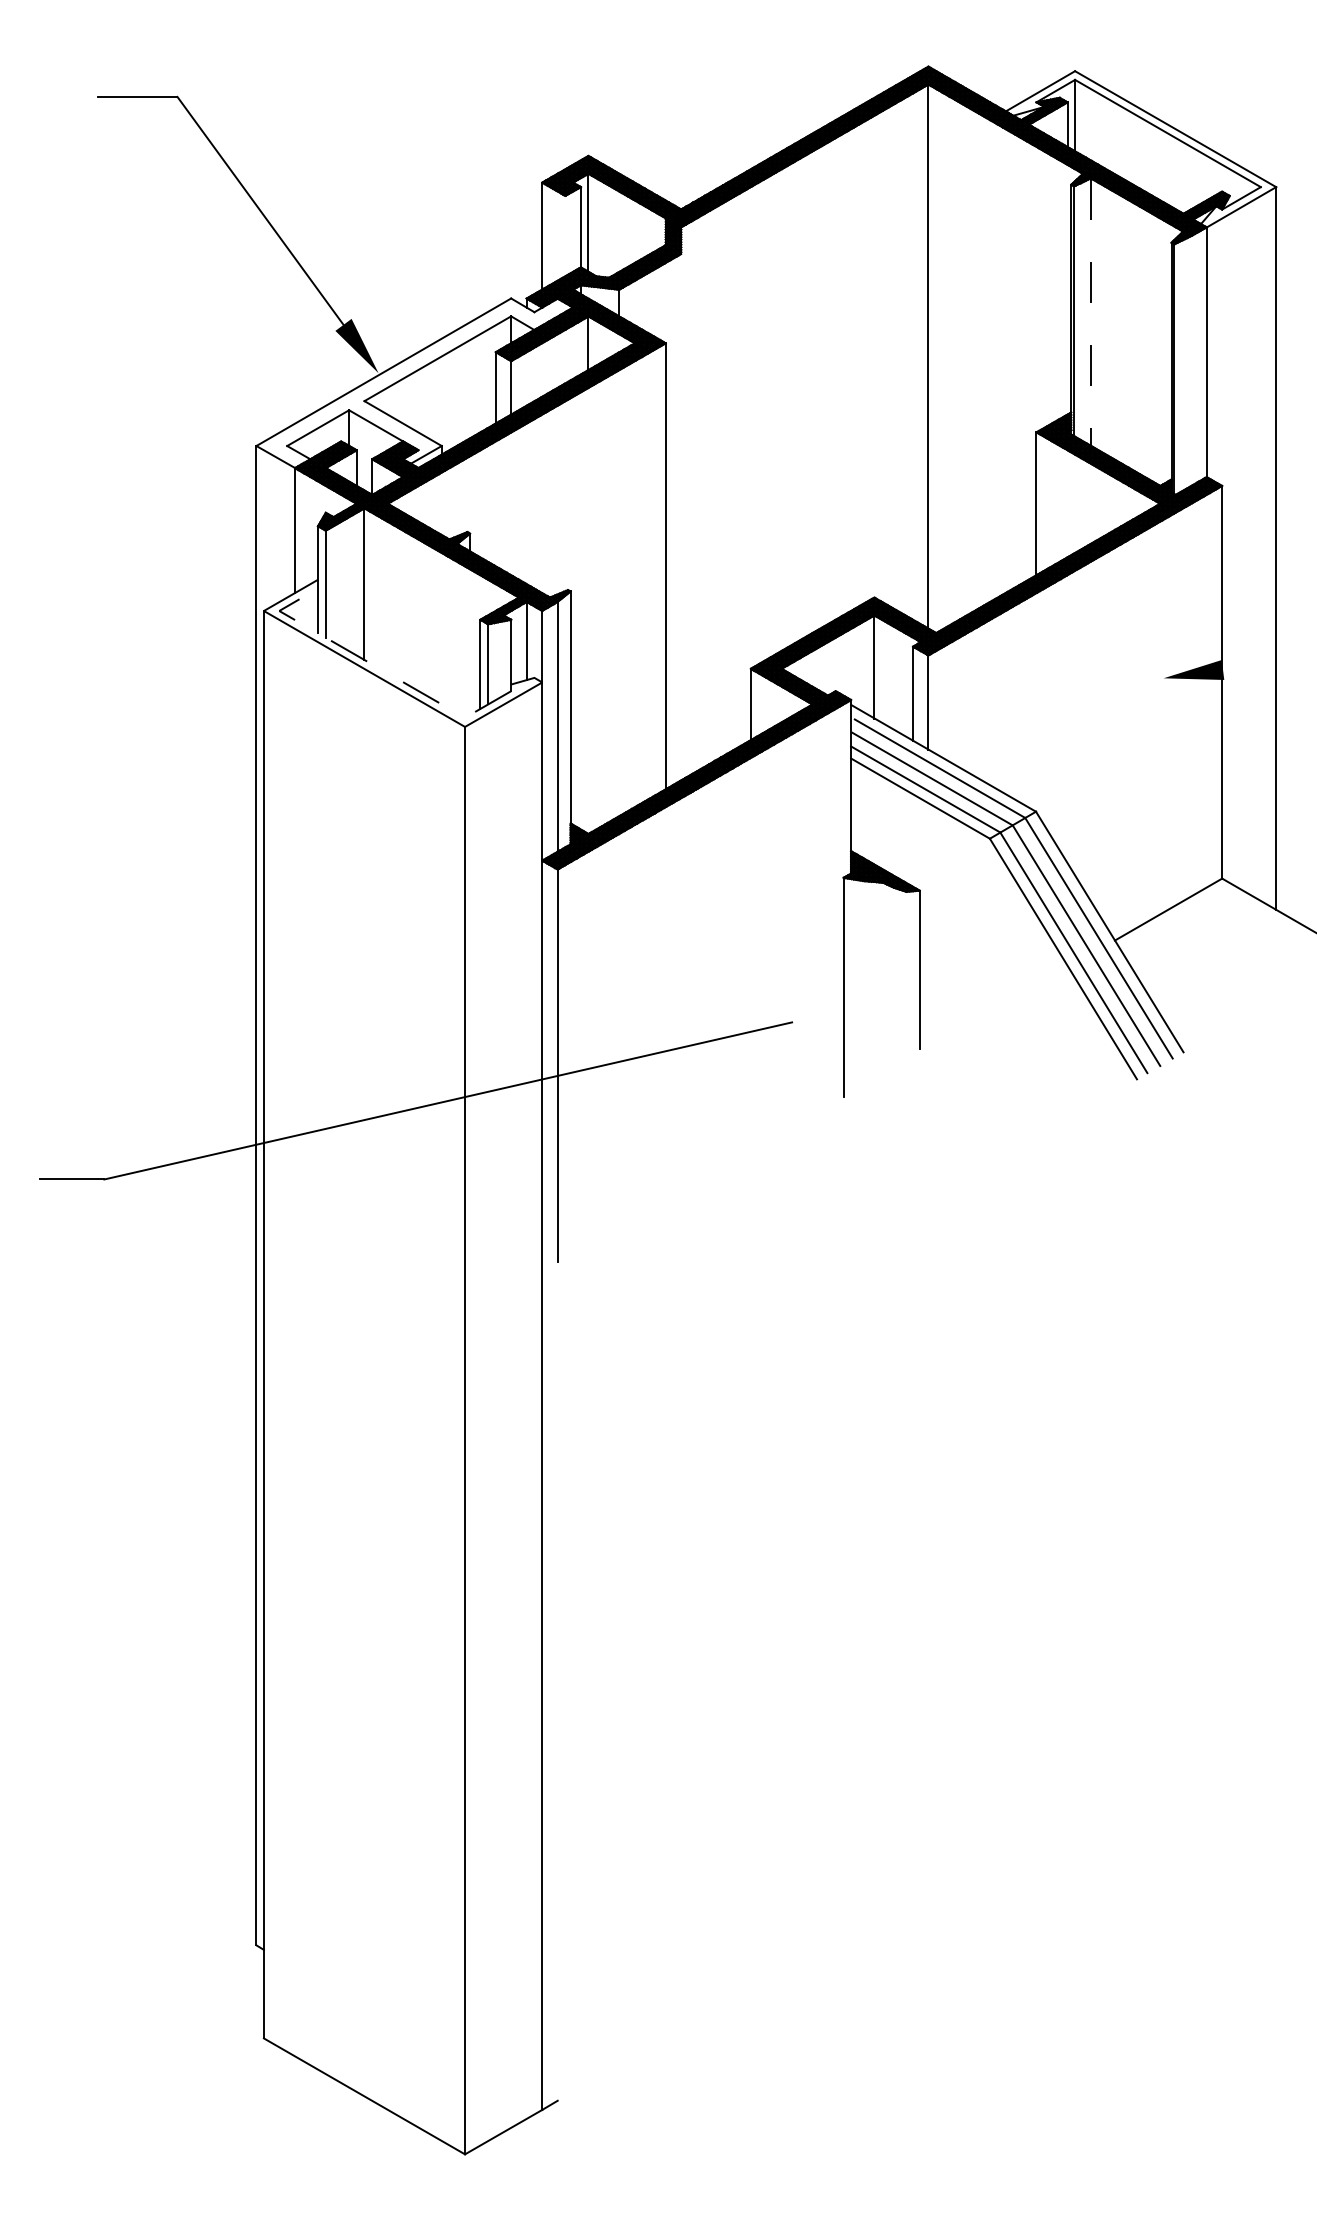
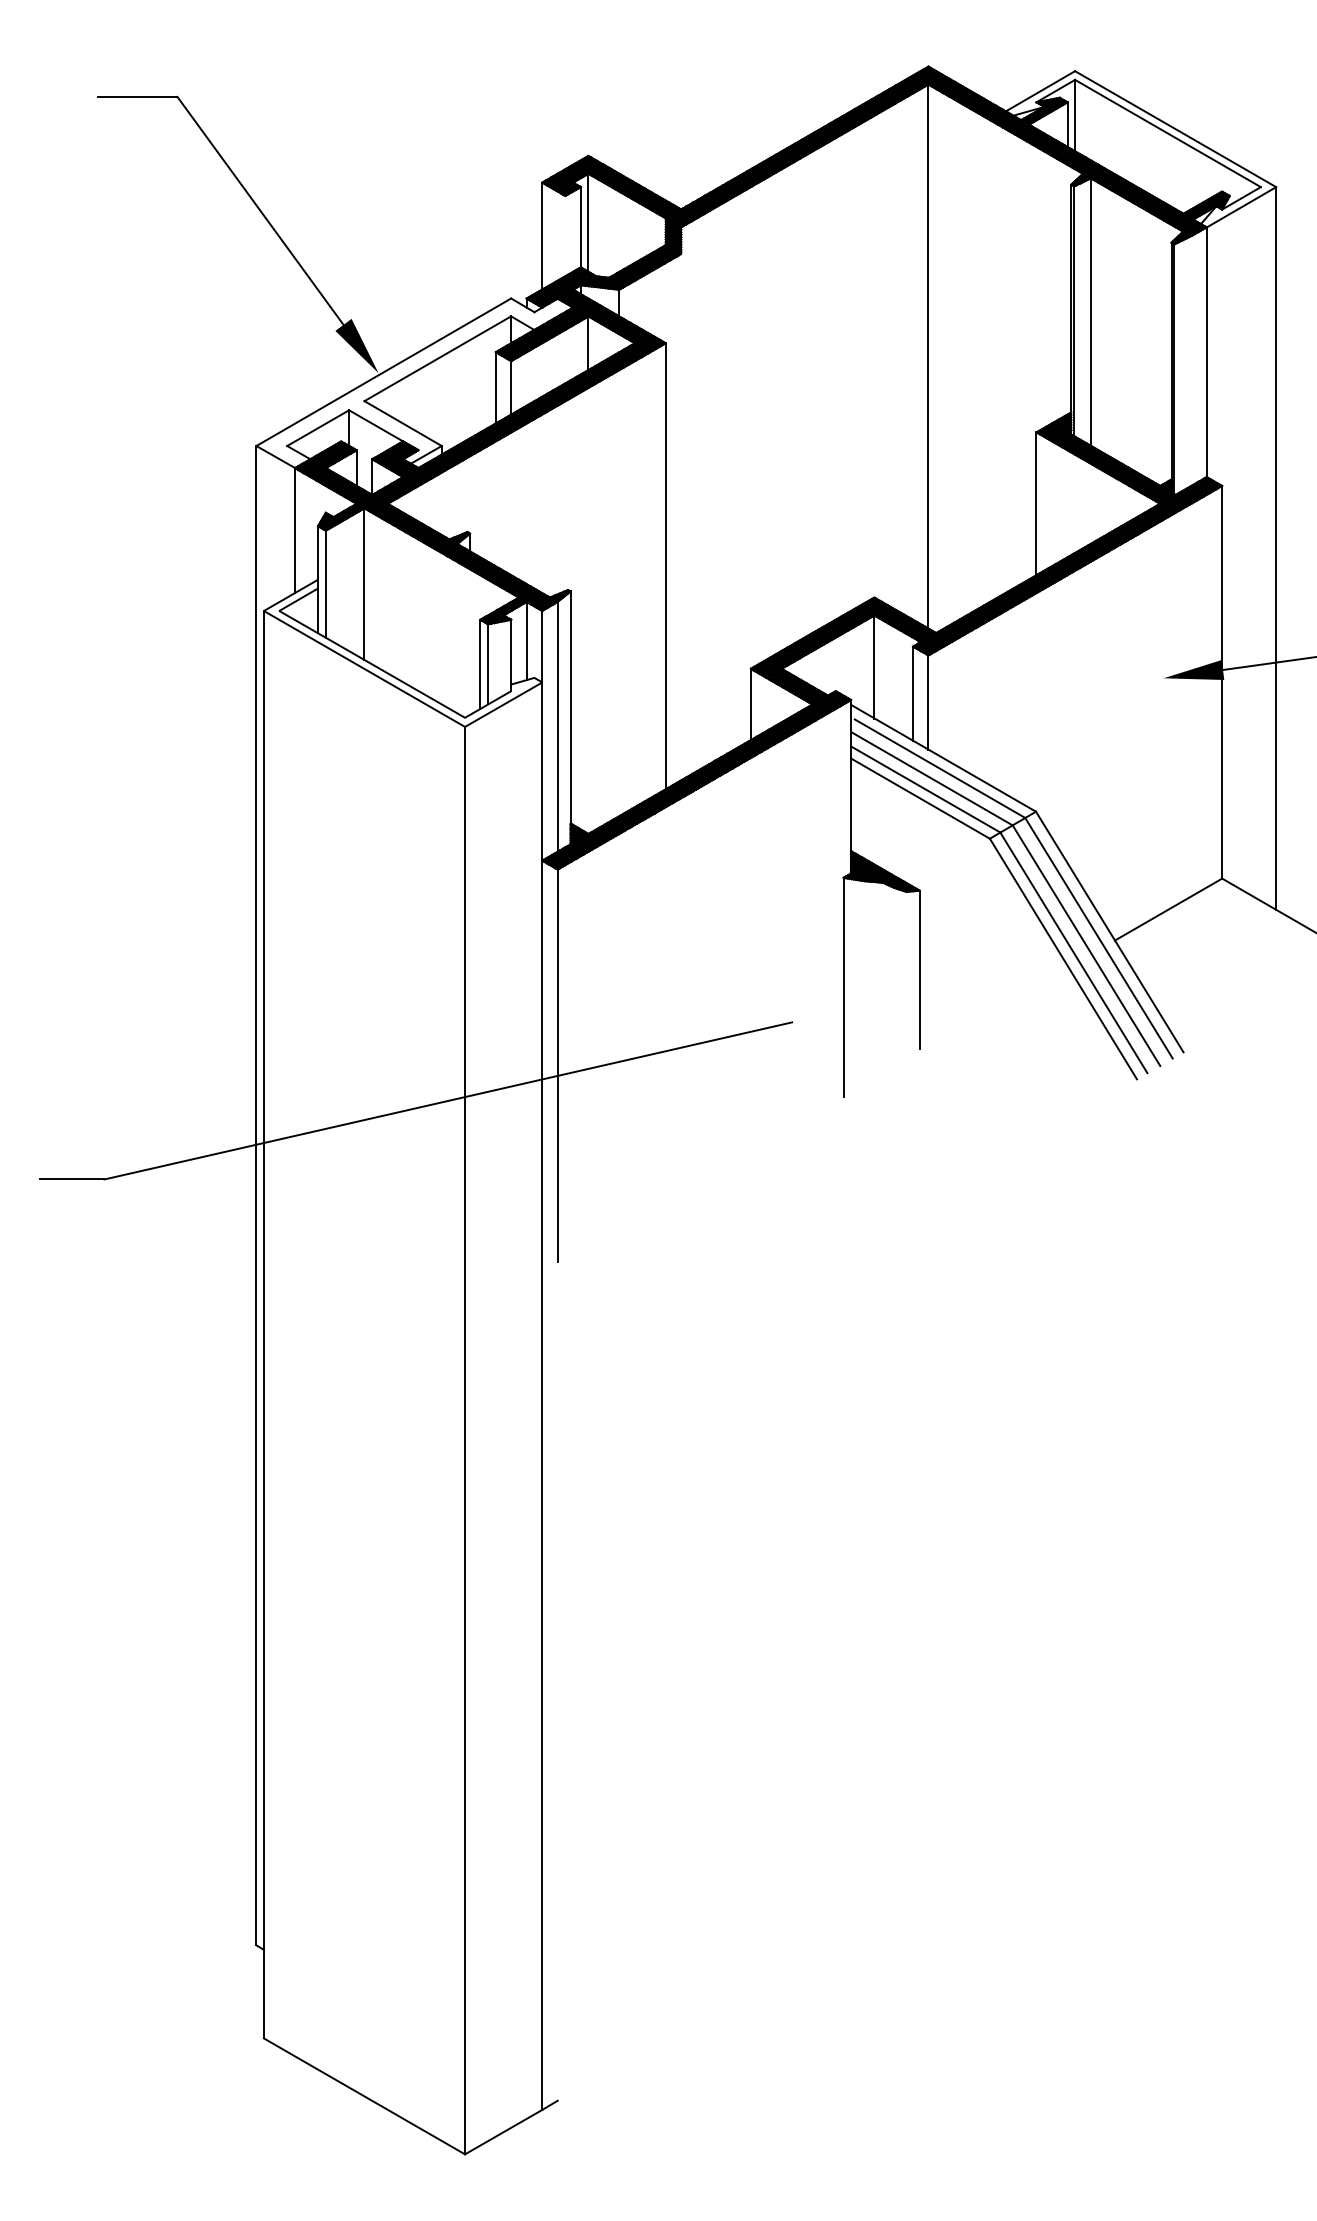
line: dashed -> solid (1090, 312)
line: none -> present (1268, 663)
line: dashed -> solid (376, 666)
